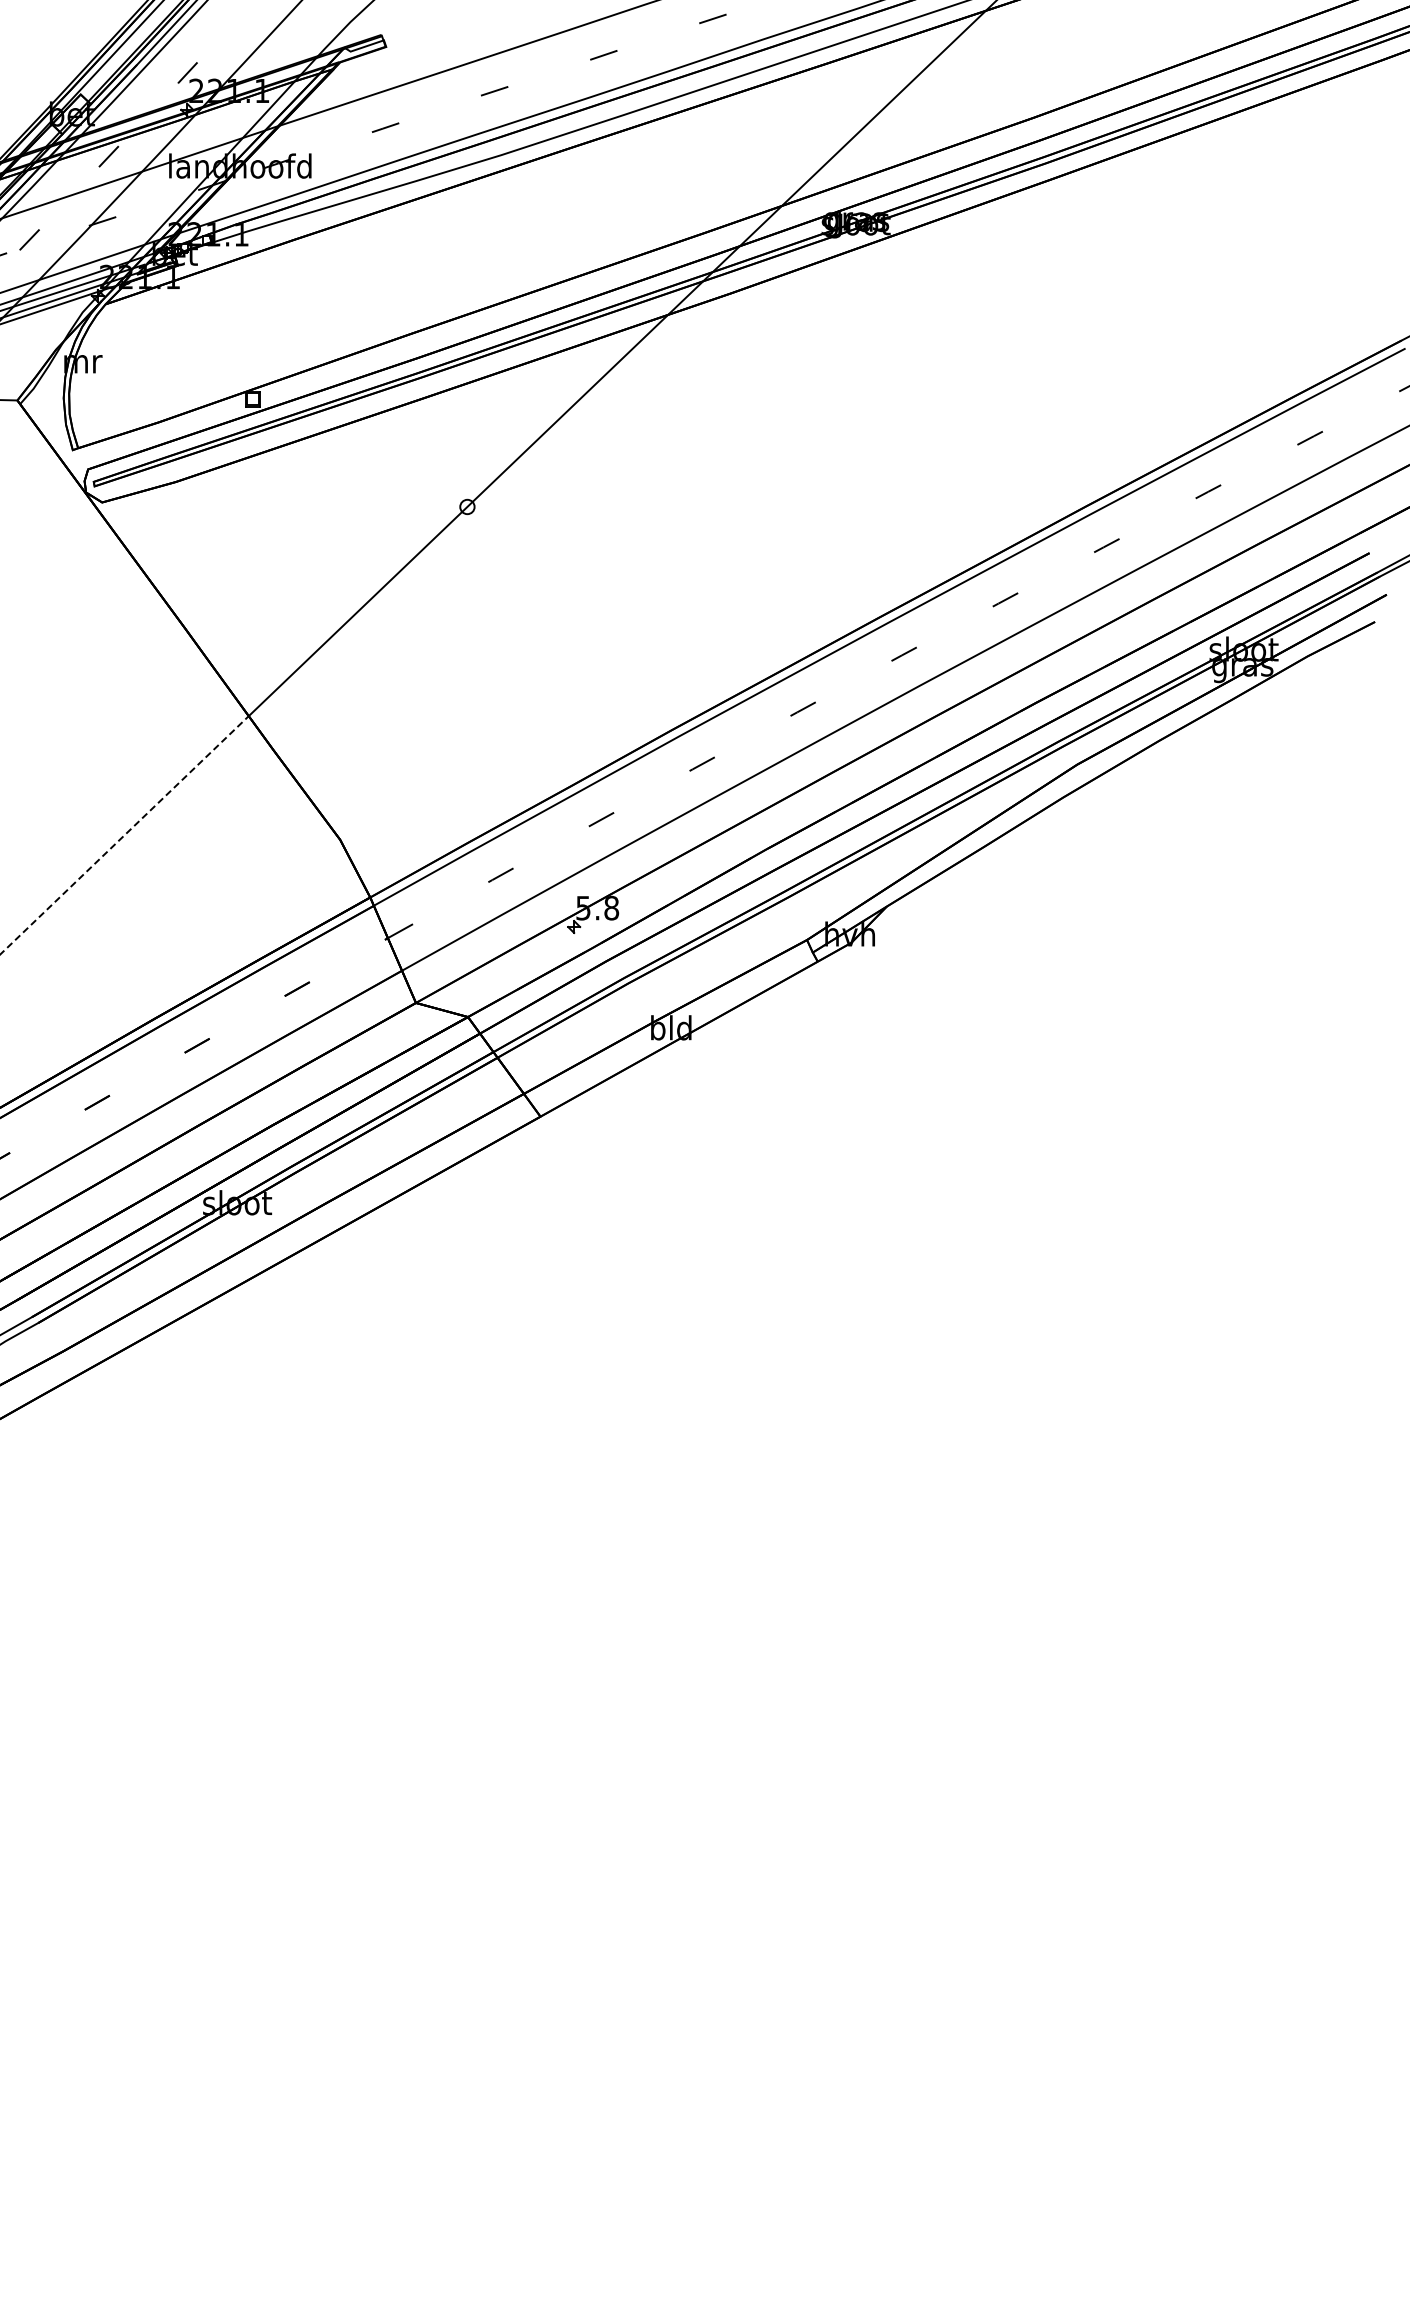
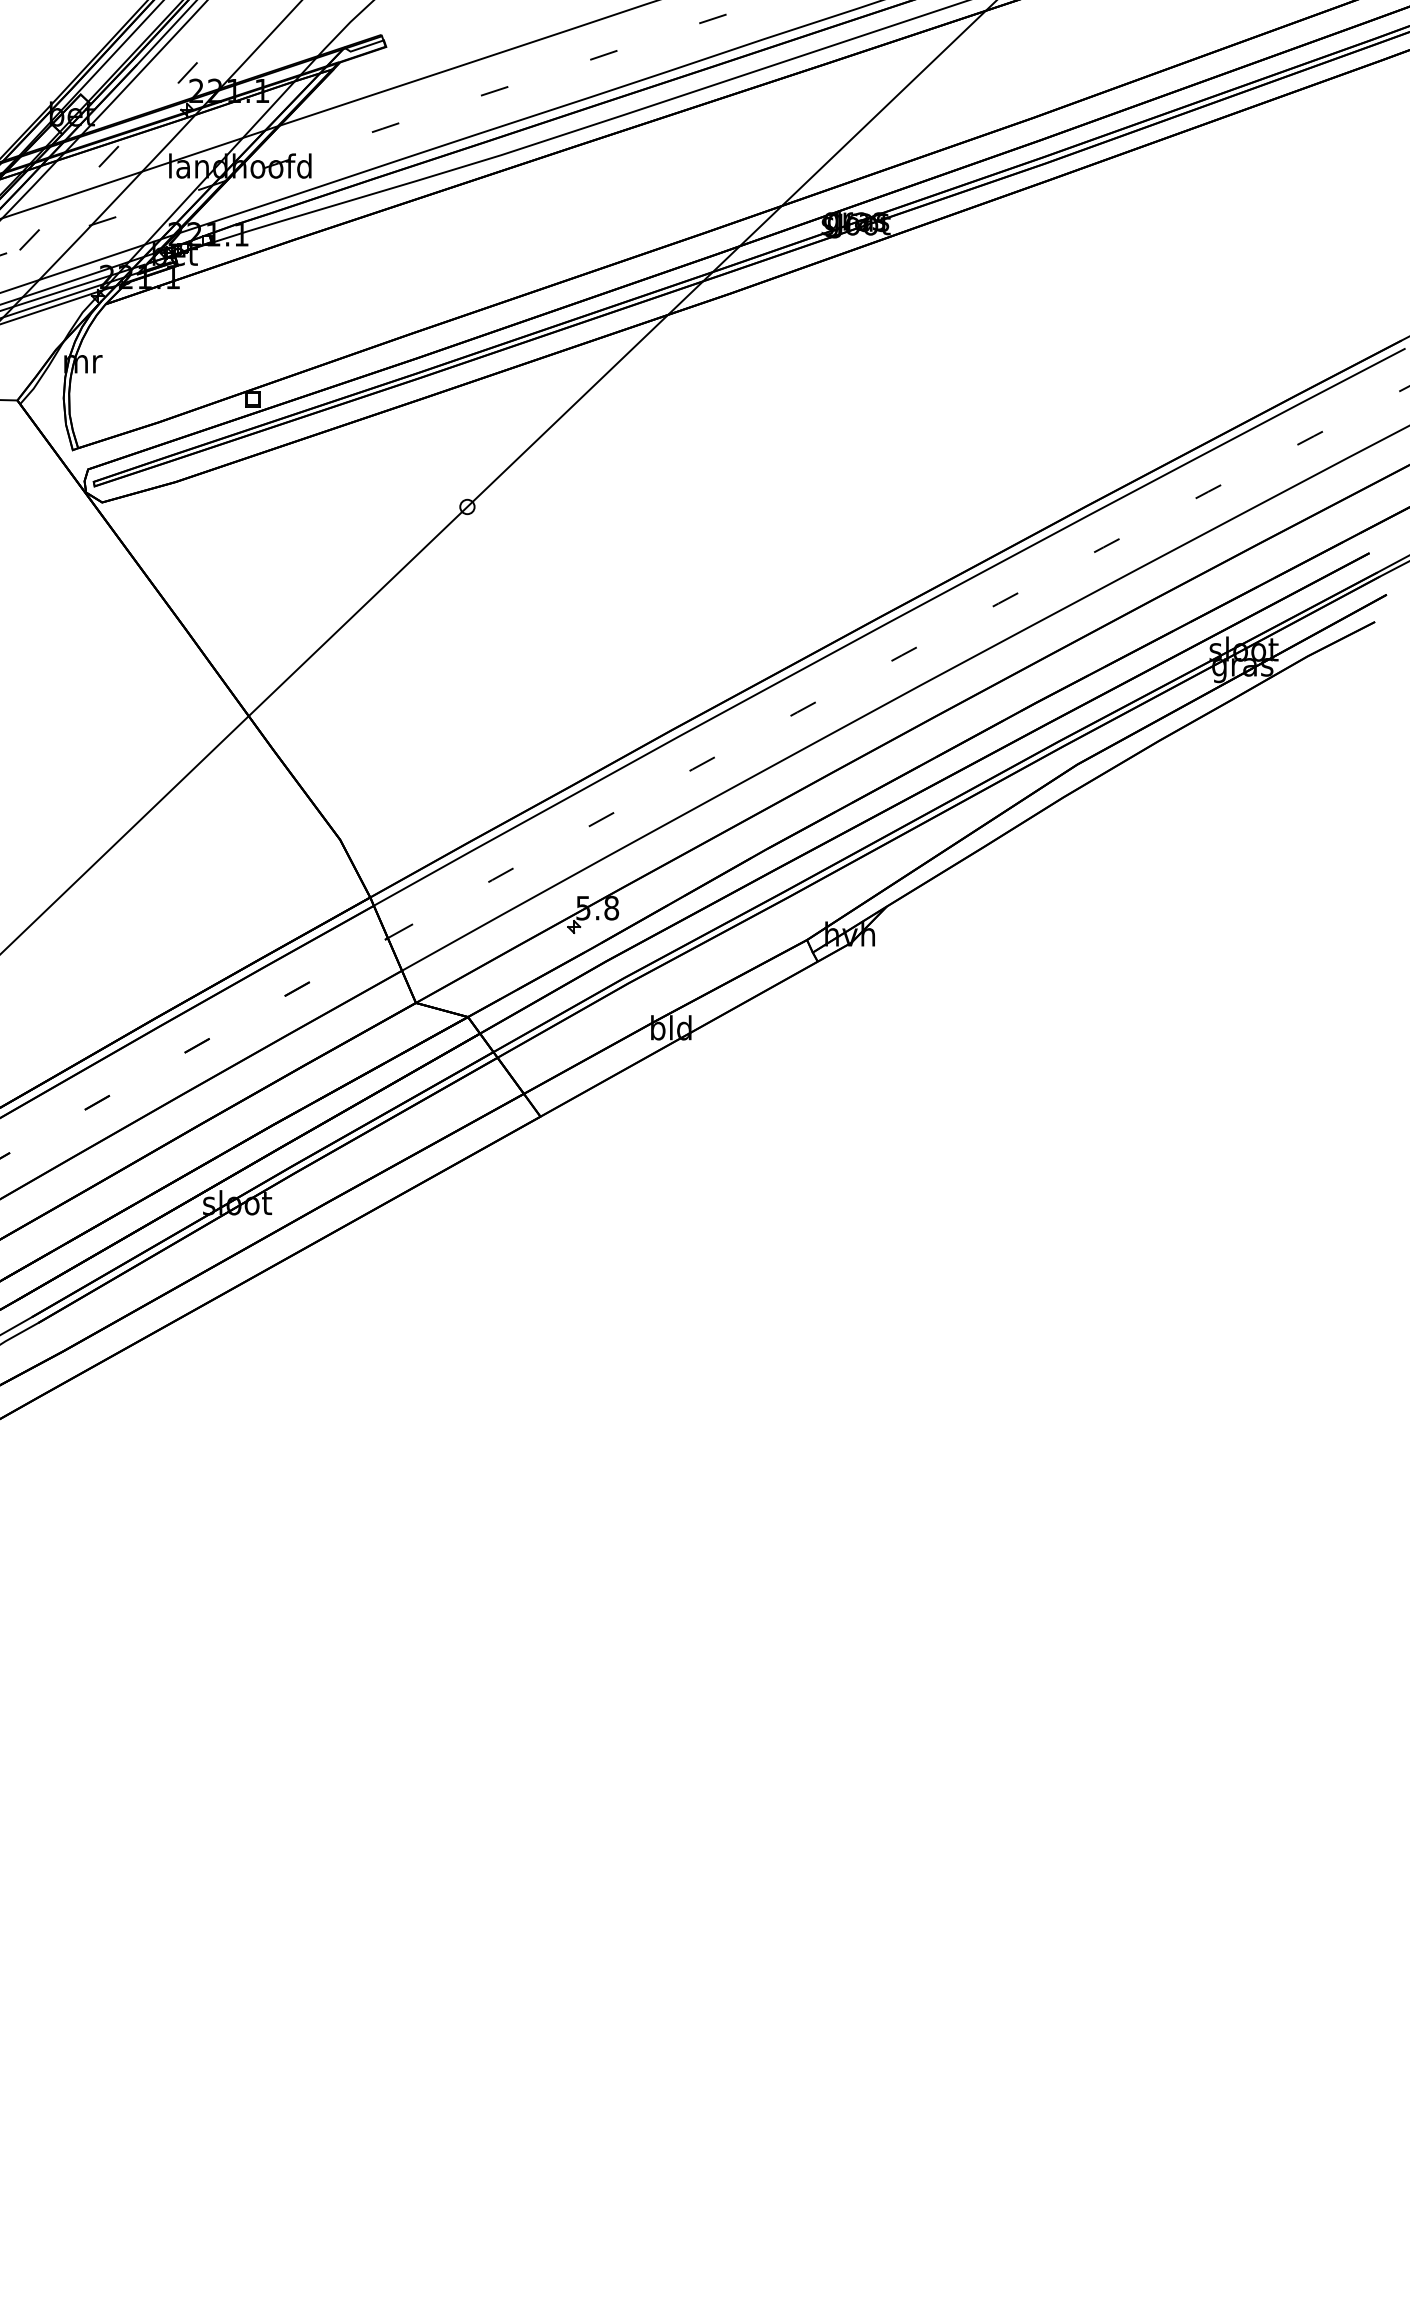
line: dashed -> solid (124, 835)
